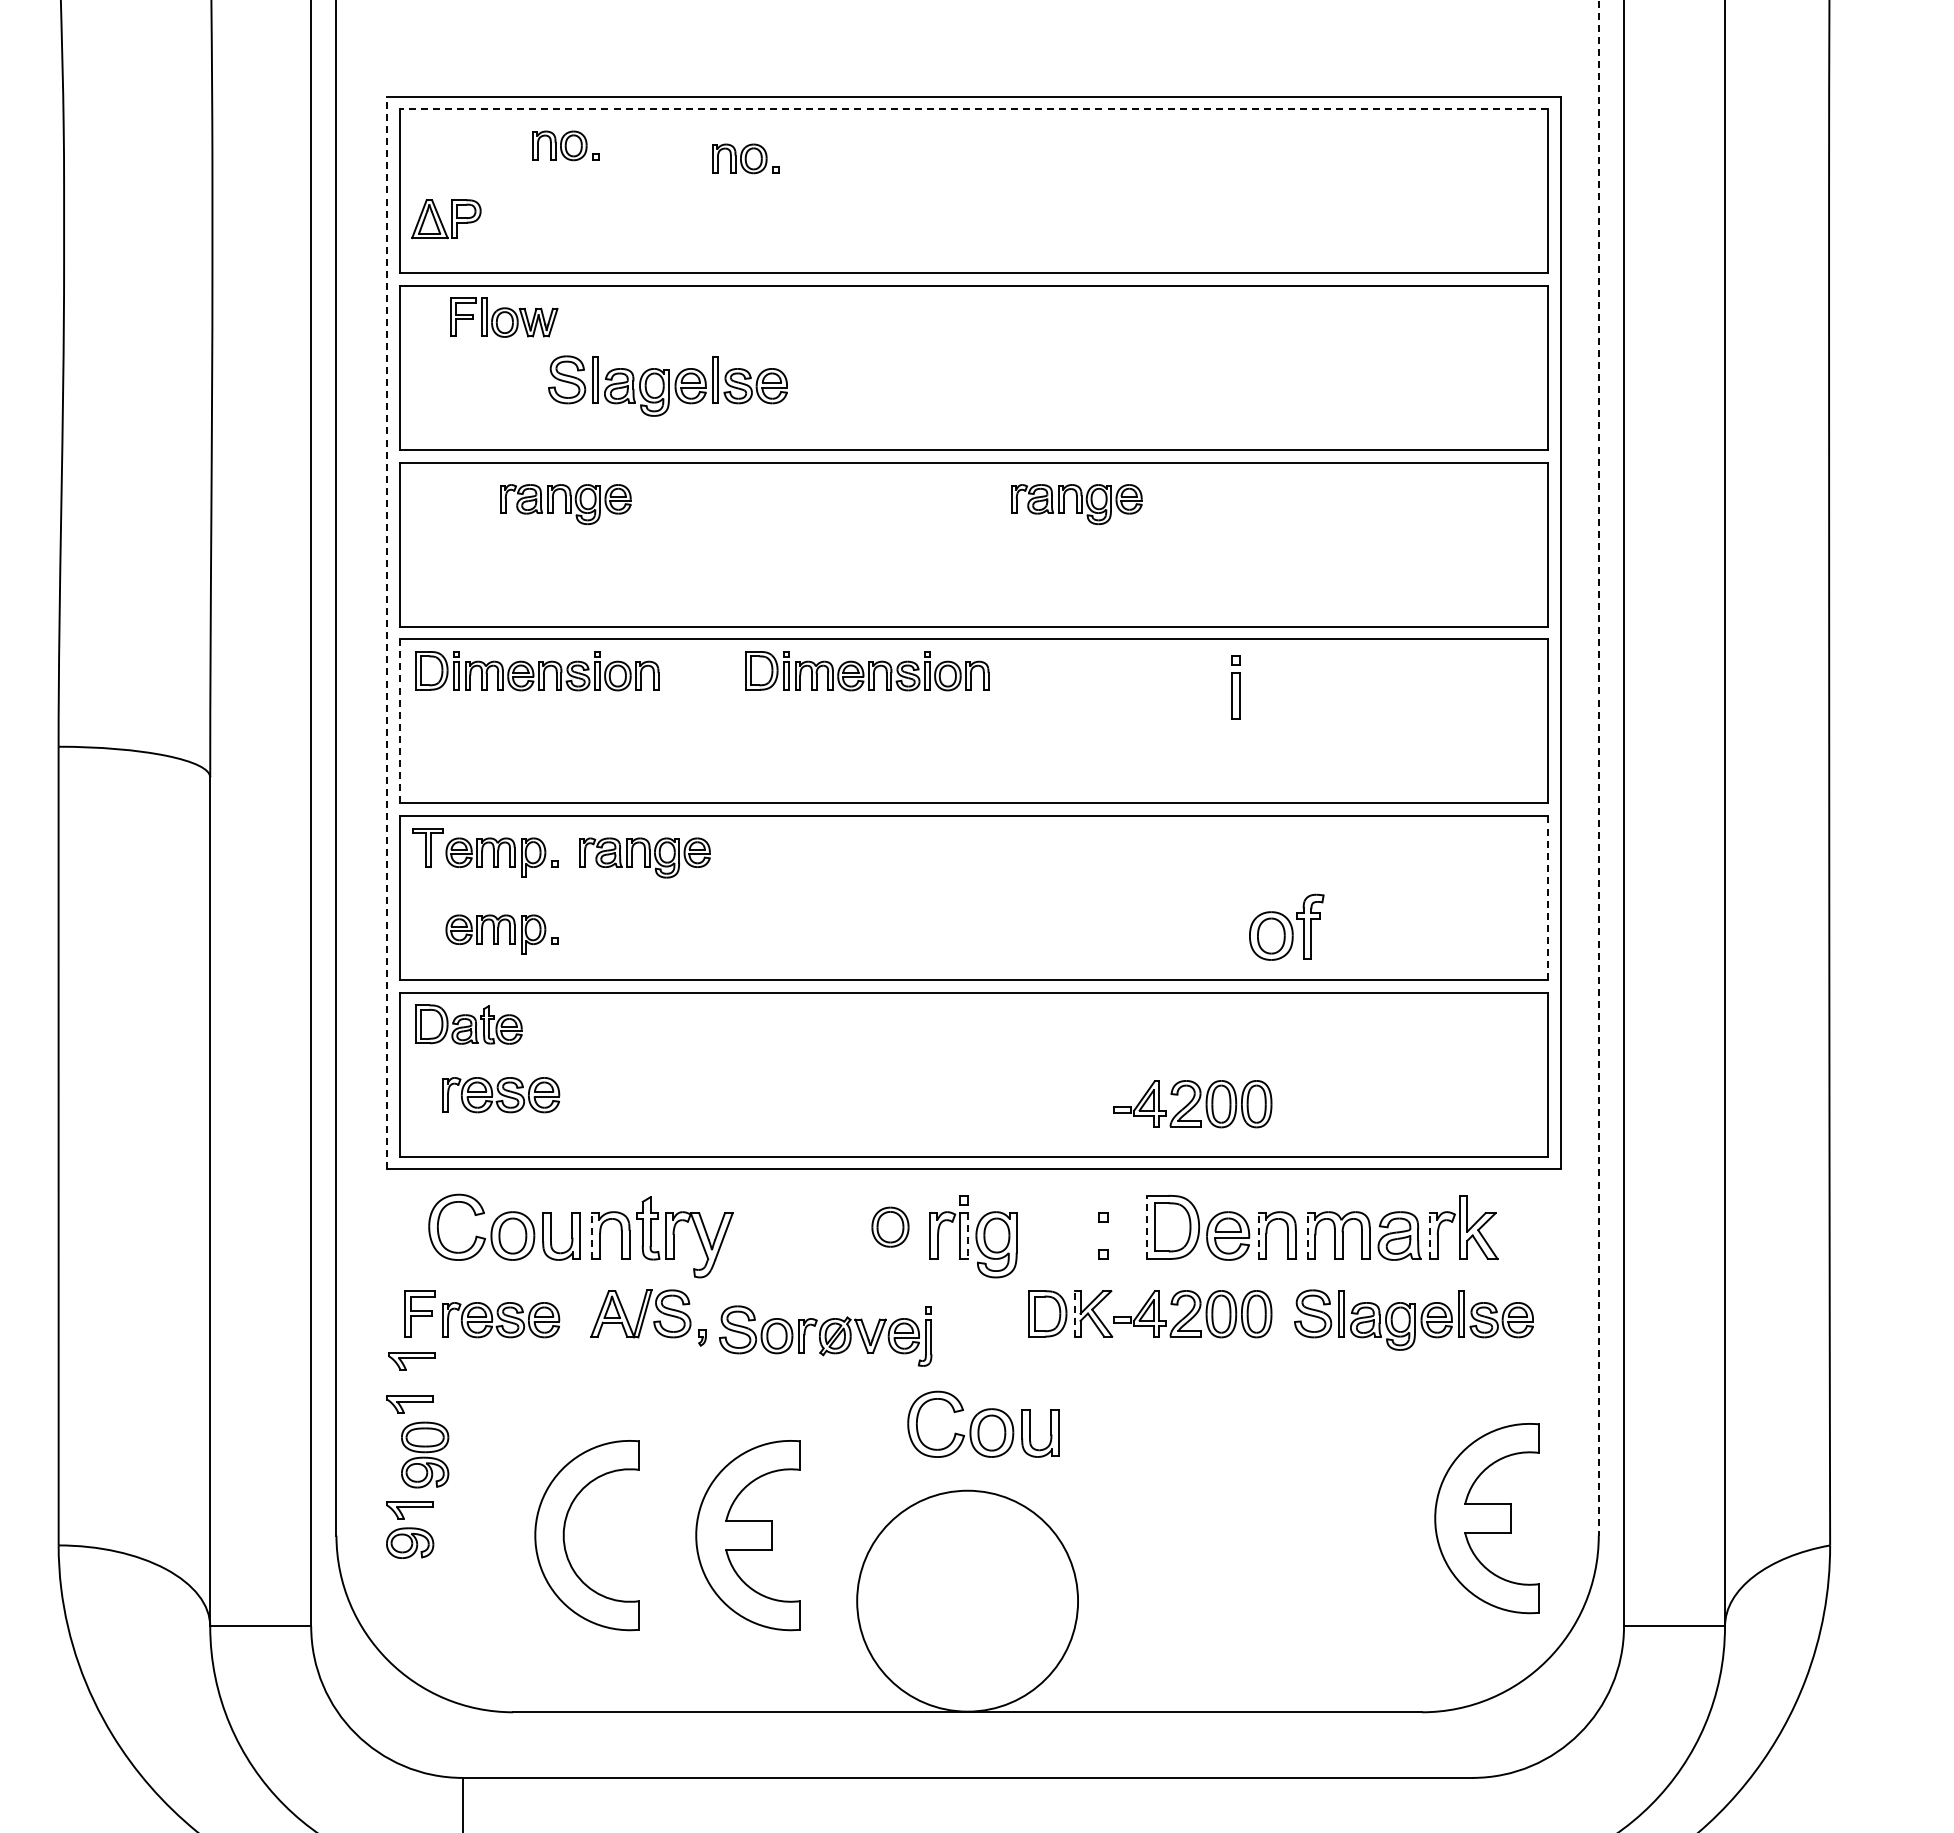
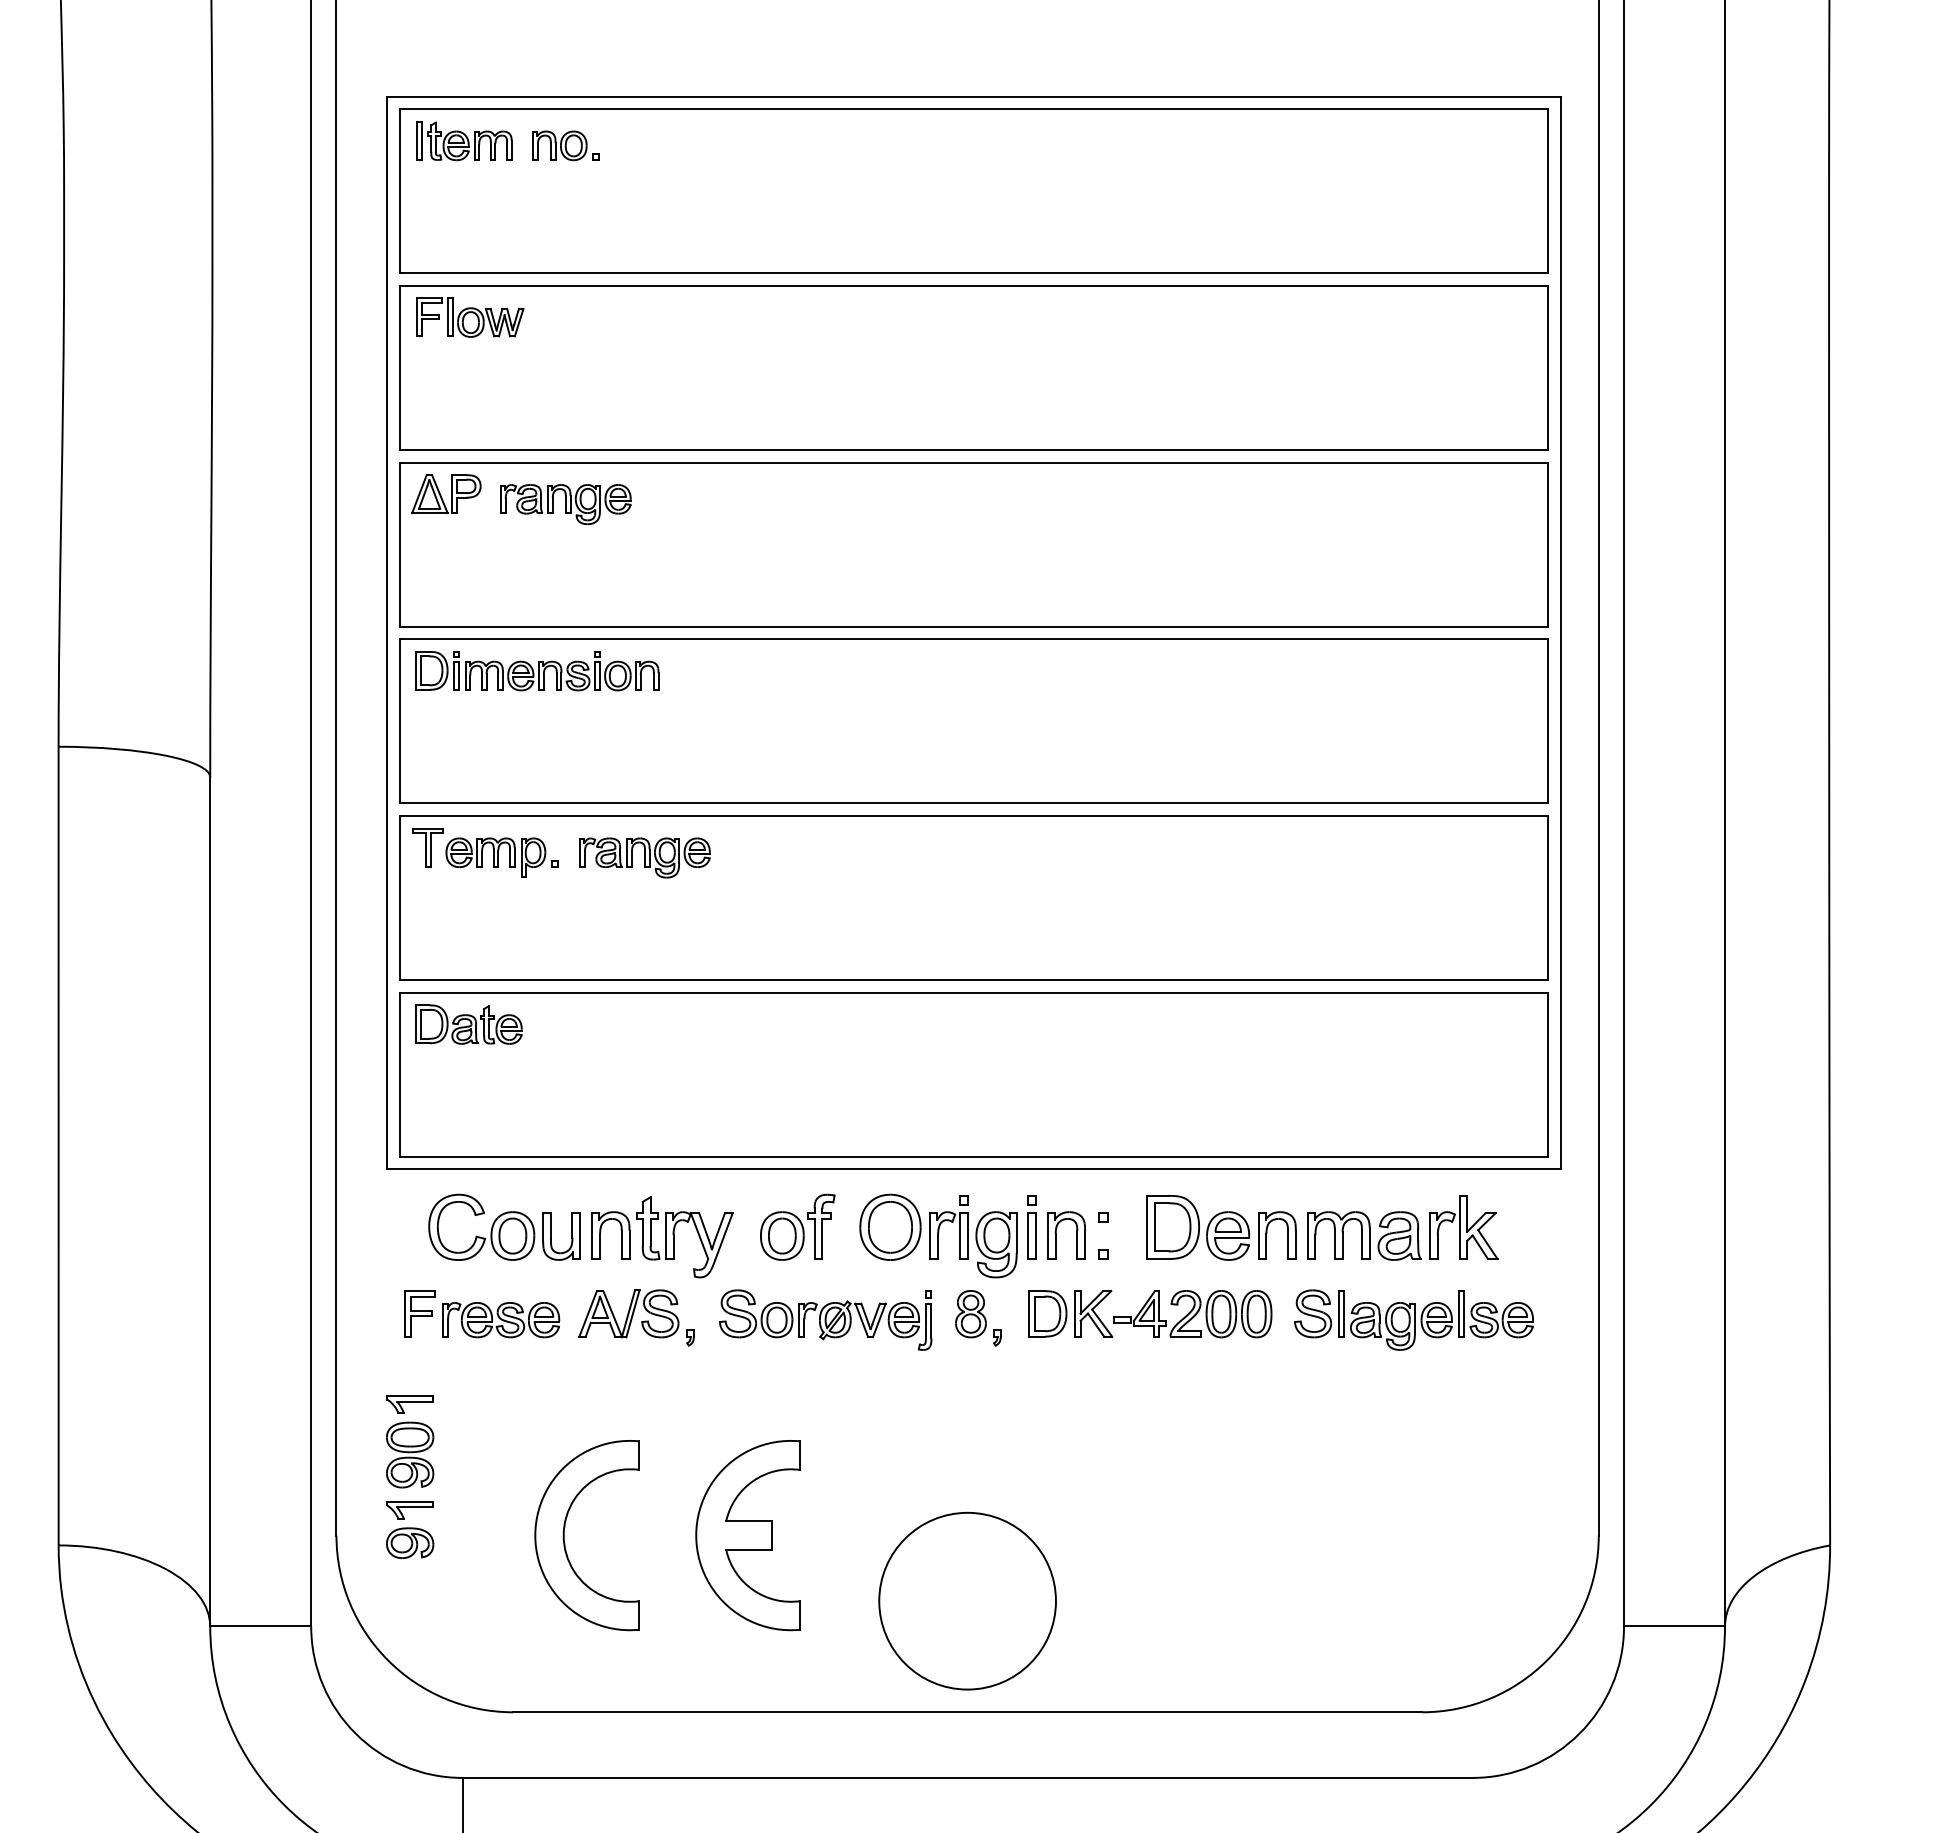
line: dashed -> solid (973, 109)
part: none -> present (464, 141)
part: present -> none (745, 158)
part position: (446, 219) -> (446, 494) (446, 494)
part position: (504, 317) -> (470, 317) (470, 317)
part: present -> none (667, 385)
part: present -> none (1076, 504)
line: dashed -> solid (386, 632)
part: present -> none (867, 671)
part position: (1235, 687) -> (1031, 1227) (1031, 1227)
line: dashed -> solid (399, 721)
line: dashed -> solid (1598, 768)
line: dashed -> solid (1548, 897)
part position: (1286, 926) -> (797, 1226) (797, 1226)
part: present -> none (501, 934)
part: present -> none (501, 1095)
part: present -> none (1192, 1104)
part size: 39x42 px -> 63x68 px (890, 1226)
line: dashed -> solid (1146, 1227)
part: none -> present (1056, 1235)
line: dashed -> solid (592, 1236)
line: dashed -> solid (967, 1236)
line: dashed -> solid (1258, 1236)
line: dashed -> solid (1307, 1236)
line: dashed -> solid (1430, 1236)
line: dashed -> solid (1074, 1313)
part position: (648, 1317) -> (636, 1317) (636, 1317)
part: none -> present (978, 1318)
part position: (825, 1335) -> (825, 1319) (825, 1319)
part: present -> none (411, 1361)
part: present -> none (983, 1423)
part position: (425, 1454) -> (410, 1454) (410, 1454)
part: present -> none (1486, 1518)
circle diameter: 221 px -> 177 px (967, 1600)
